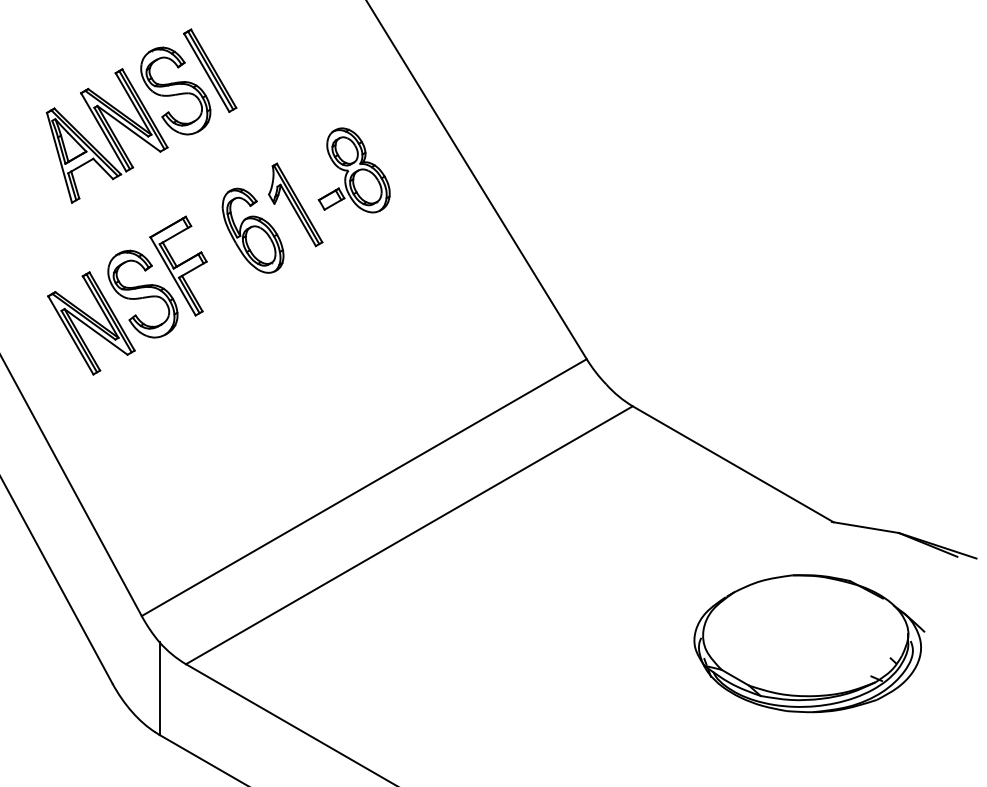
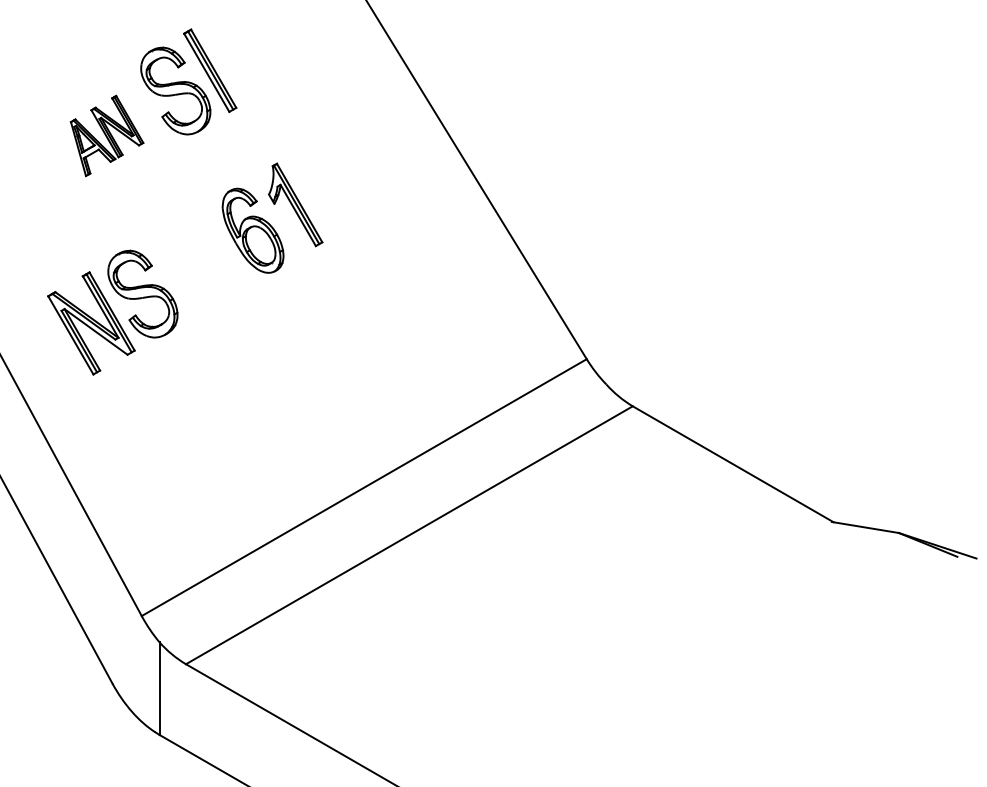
part size: 124x136 px -> 76x84 px (106, 135)
part: present -> none (353, 170)
part: present -> none (178, 265)
part: present -> none (809, 643)
